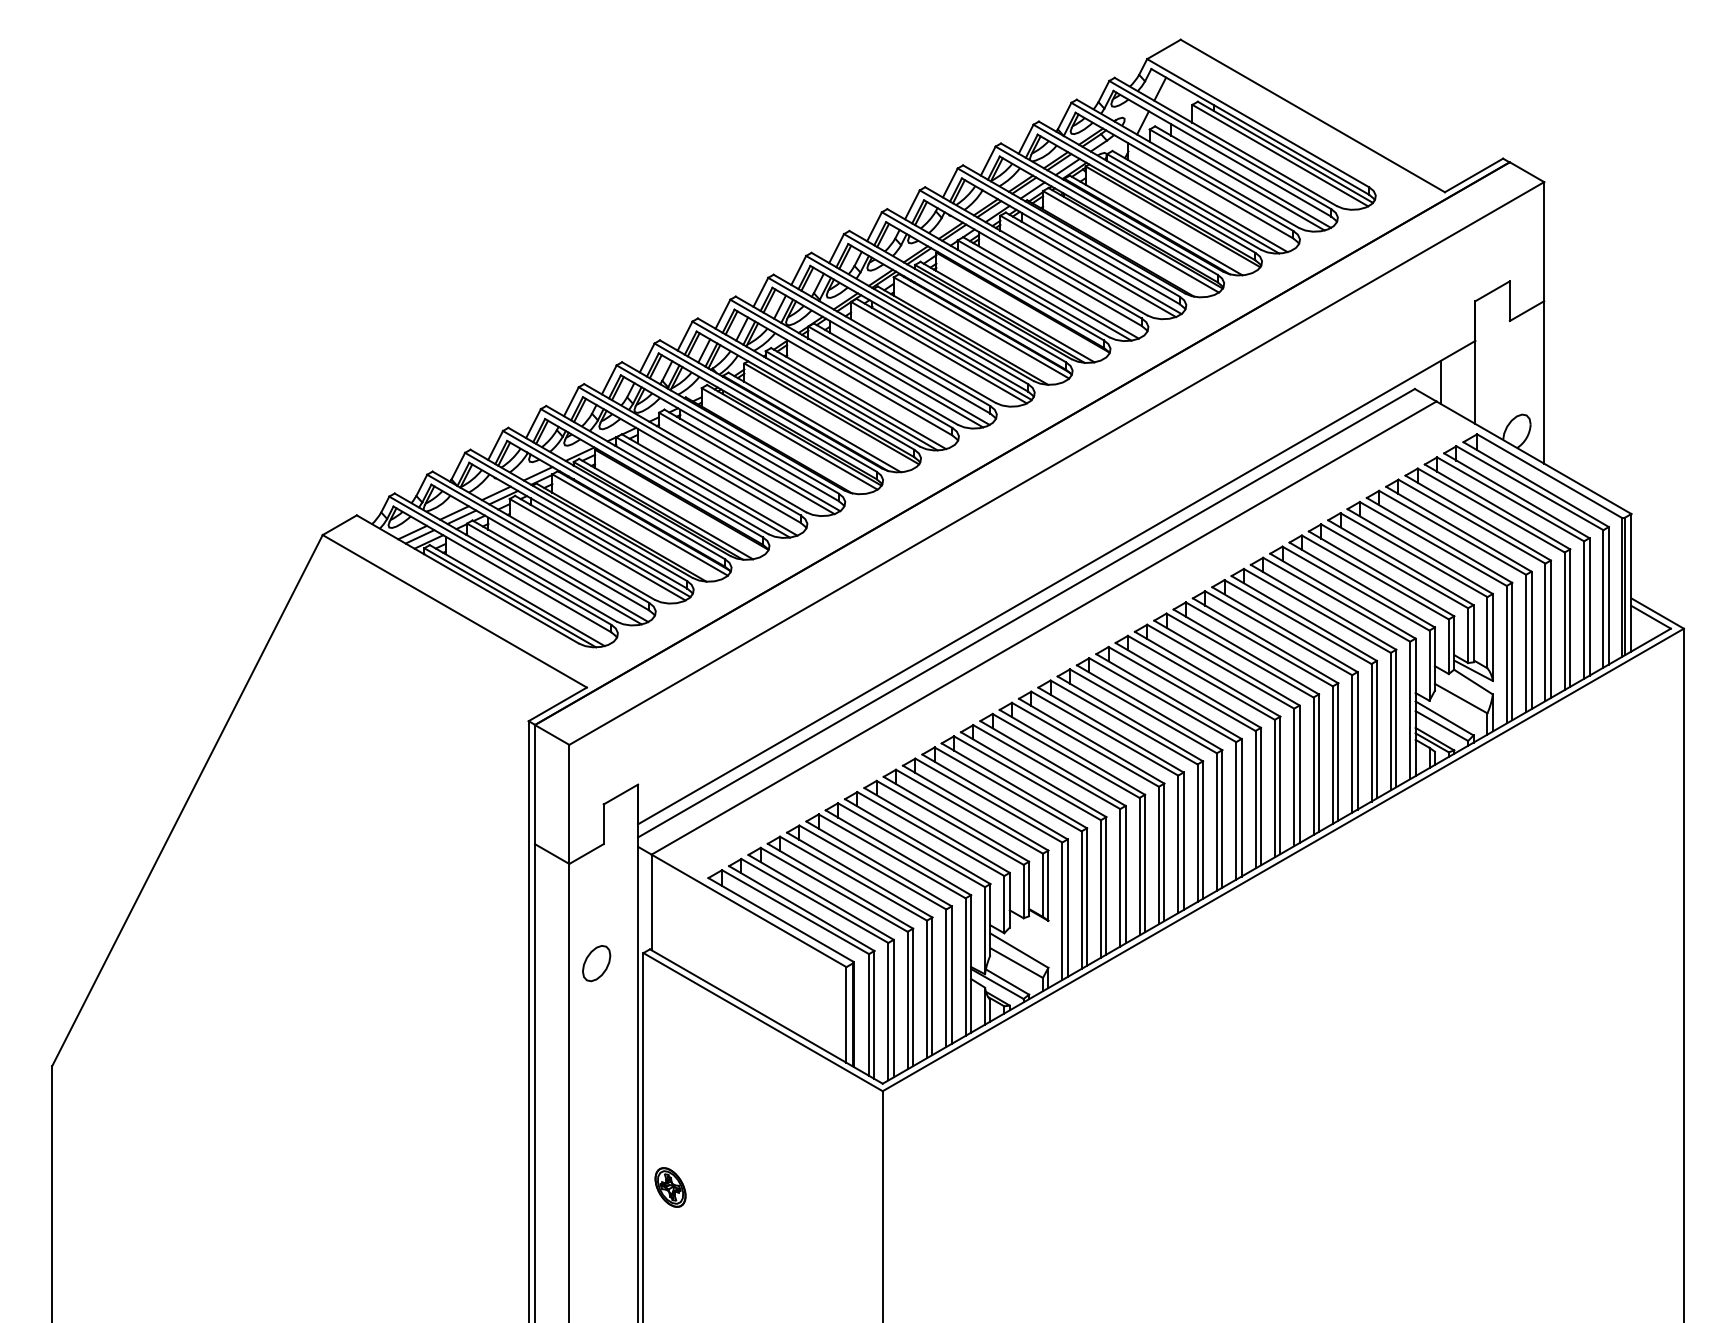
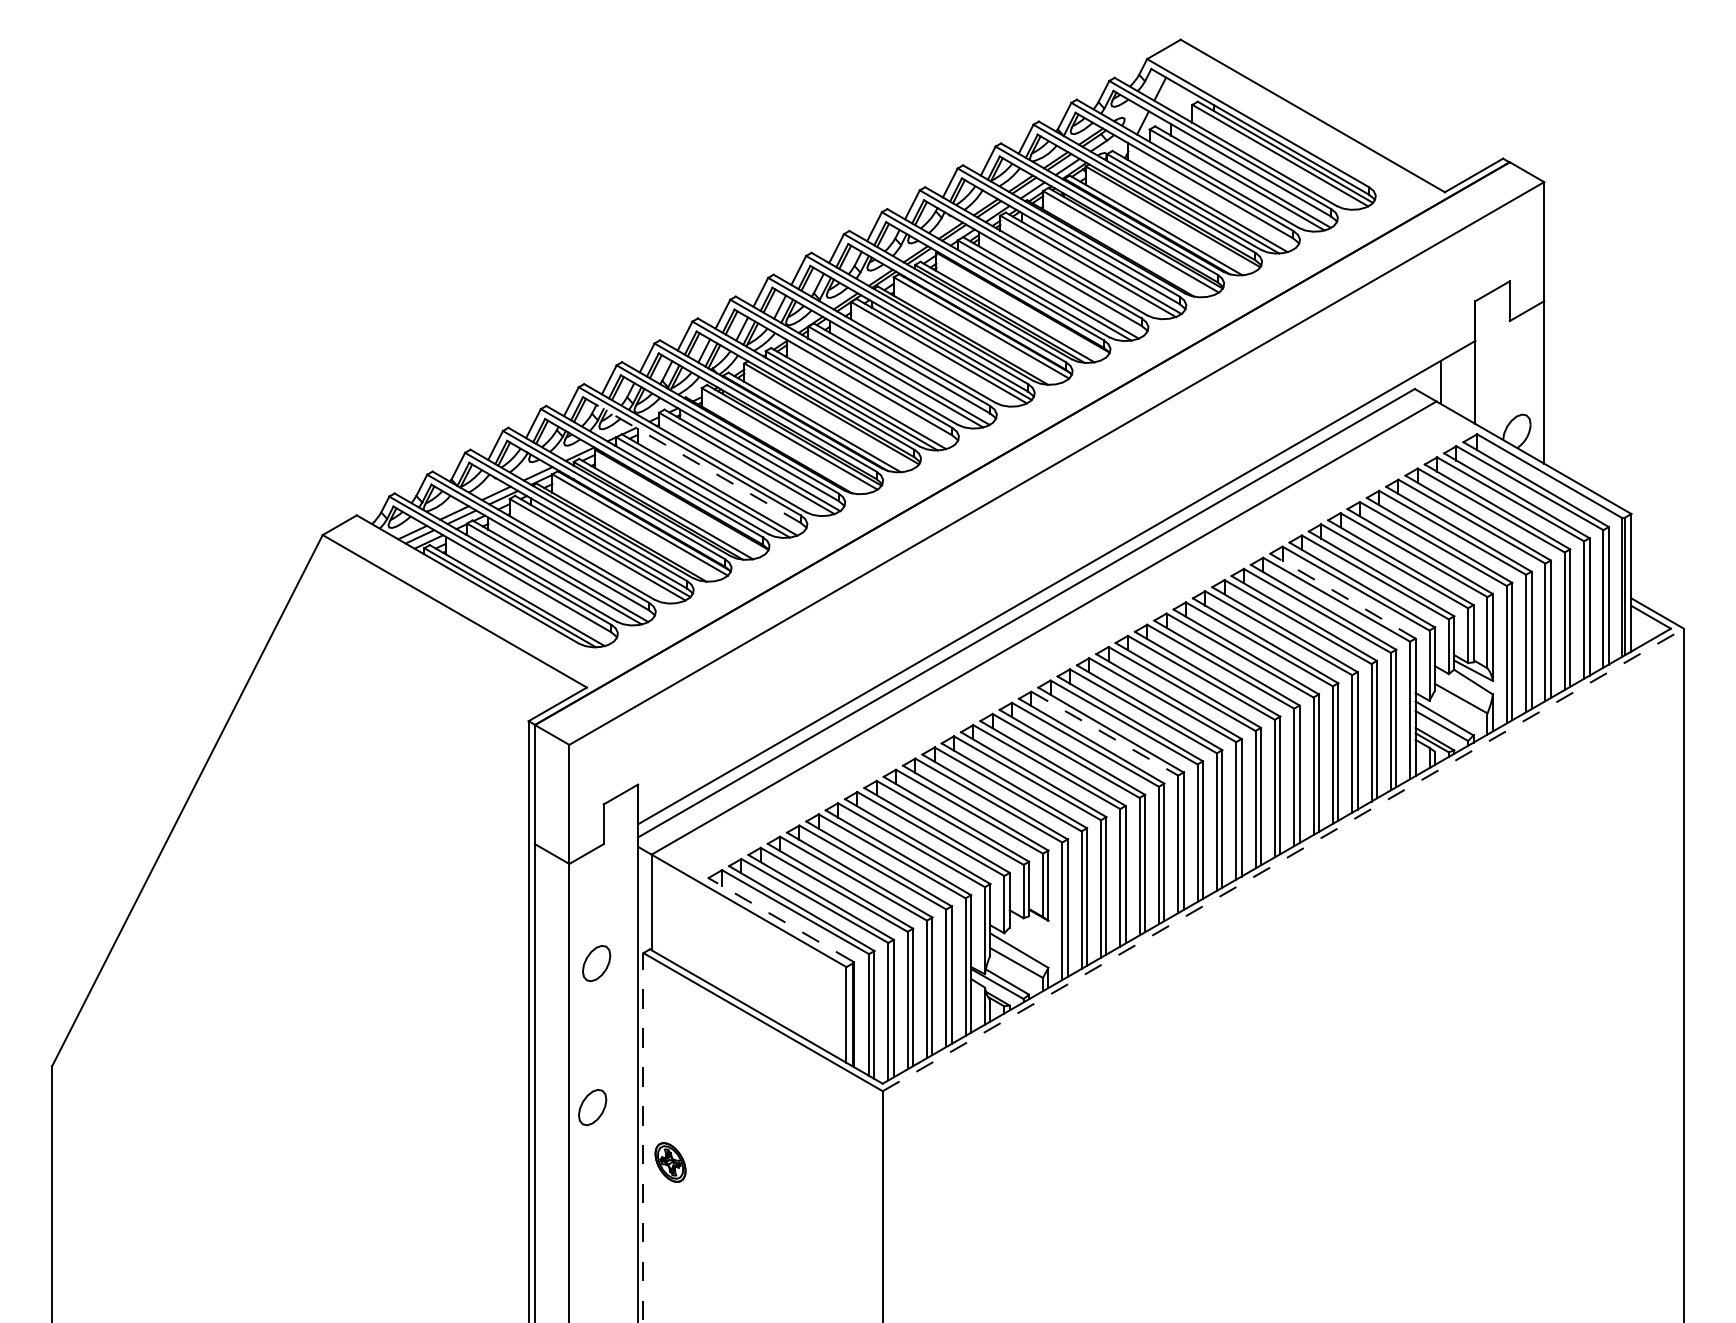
line: solid -> dashed (691, 460)
line: solid -> dashed (1342, 595)
line: solid -> dashed (1104, 733)
line: solid -> dashed (1283, 859)
line: solid -> dashed (780, 919)
part: none -> present (592, 1107)
line: solid -> dashed (643, 1138)
part position: (670, 1187) -> (670, 1162) (670, 1162)
